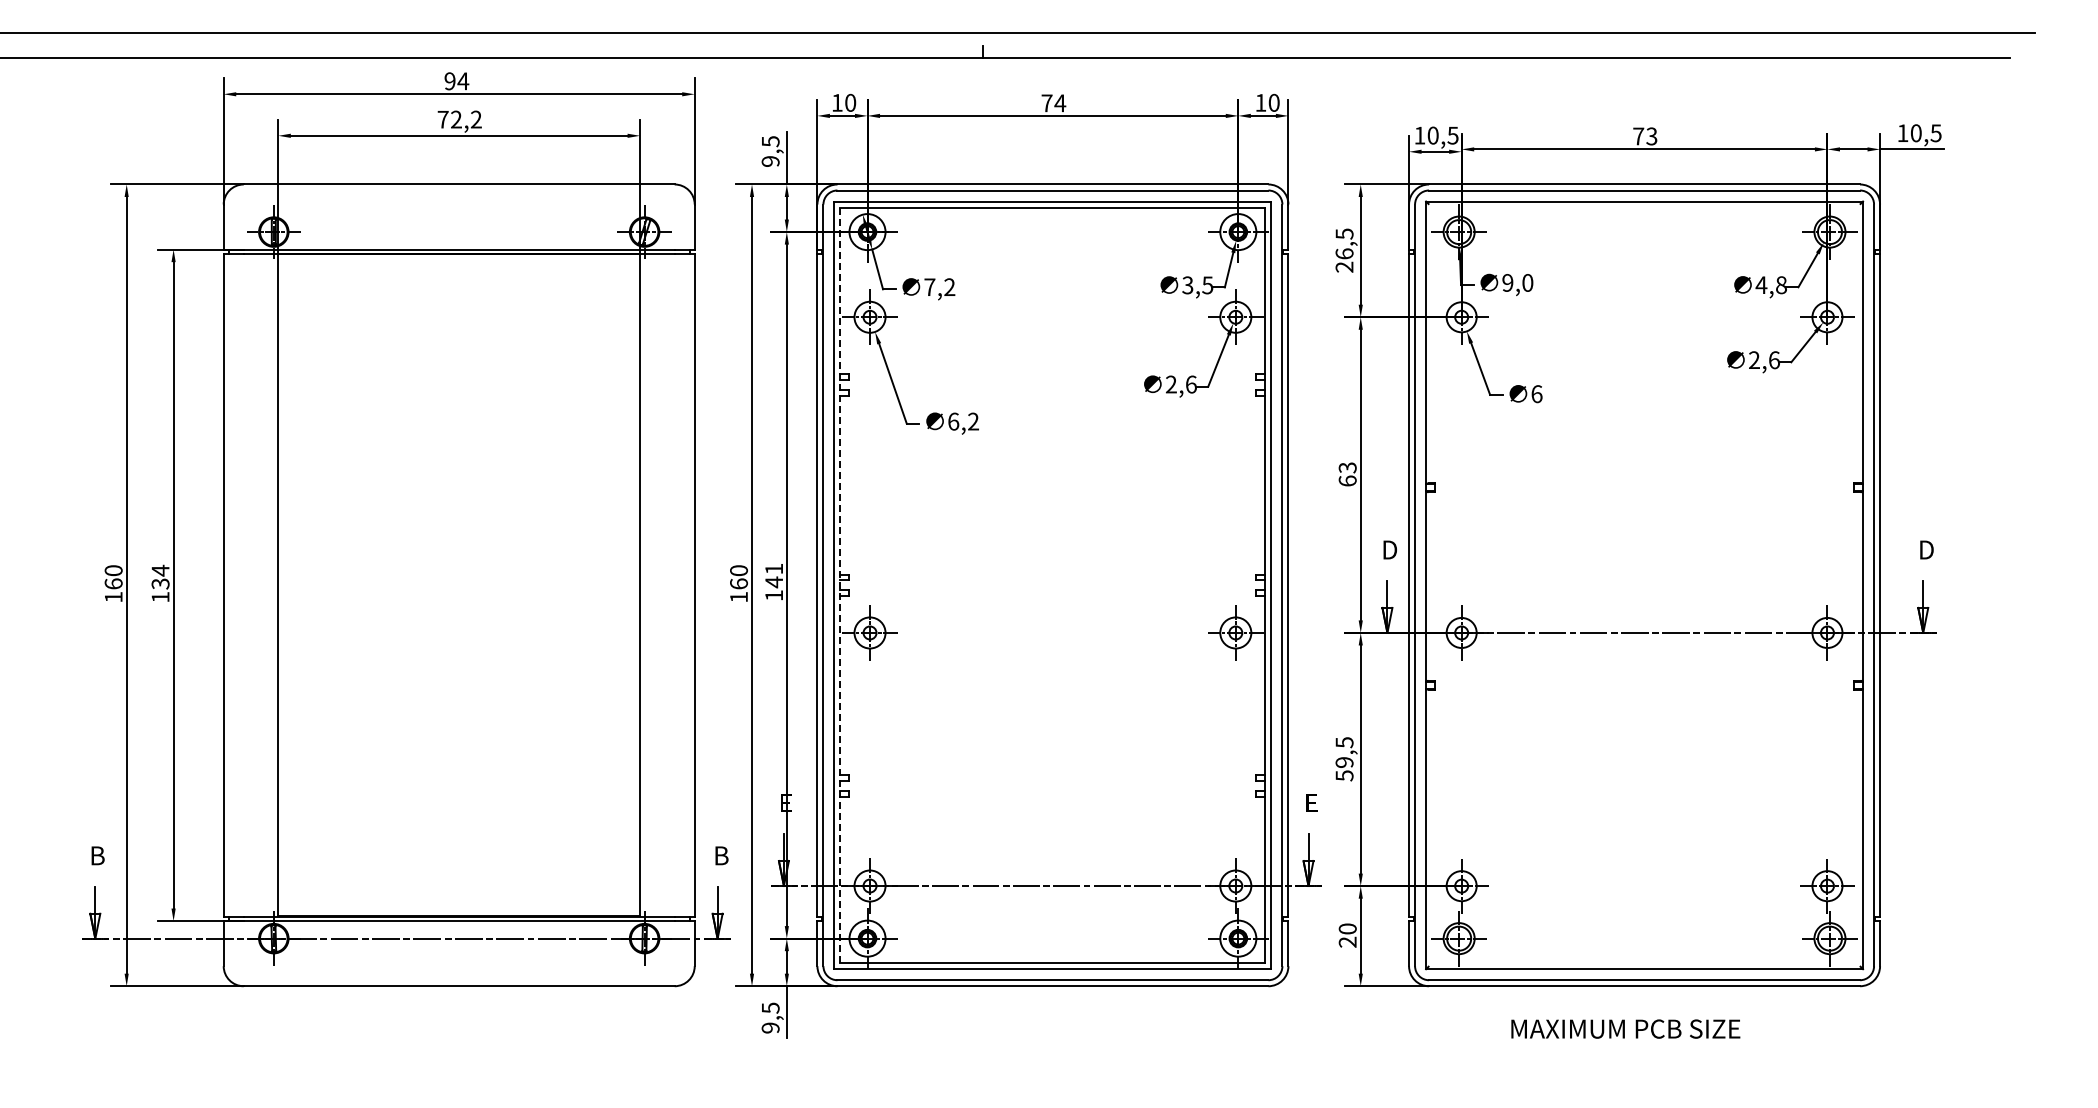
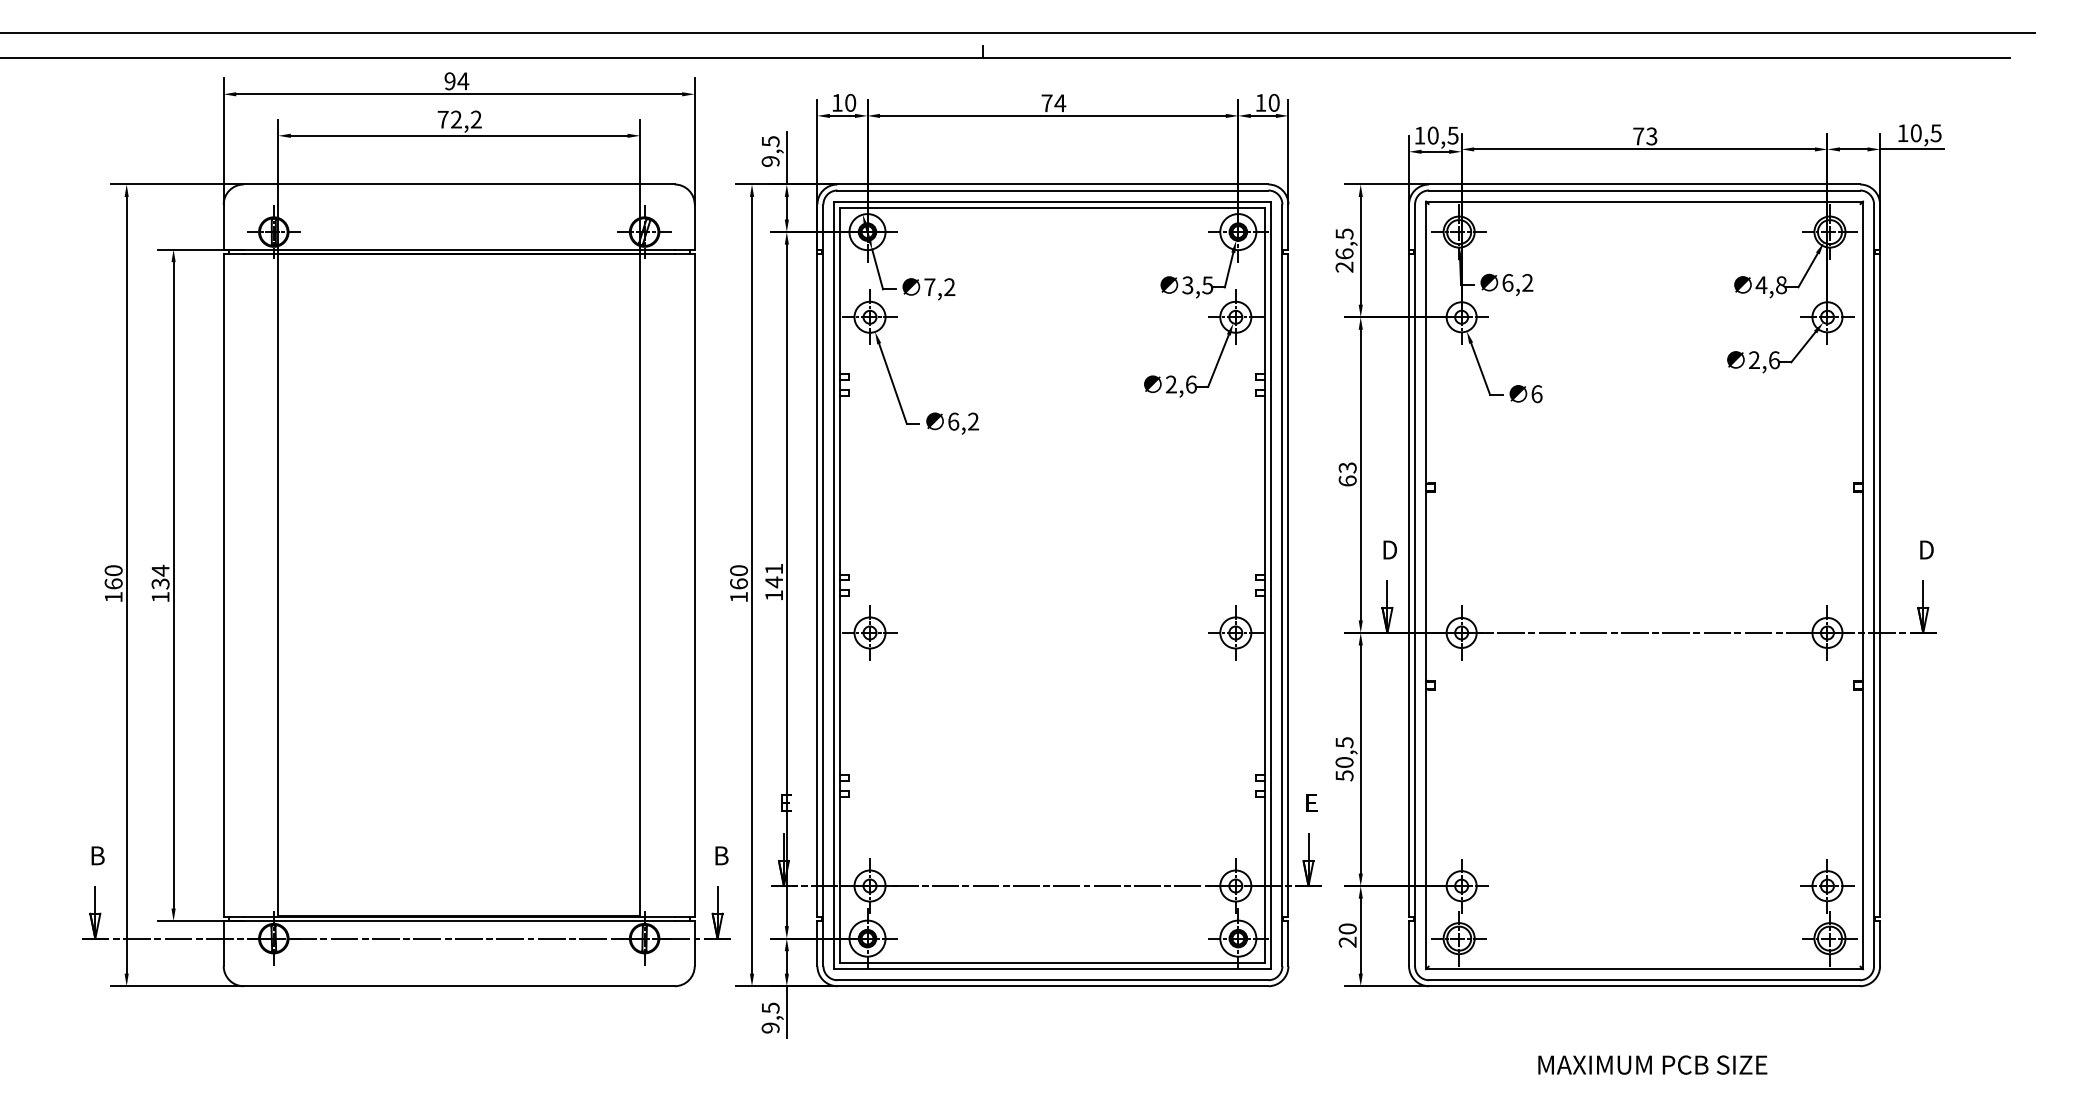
text: 9,0 -> 6,2 (1517, 282)
line: dashed -> solid (840, 585)
text: 59,5 -> 50,5 (1344, 762)
text position: (1625, 1028) -> (1652, 1064) (1652, 1064)
